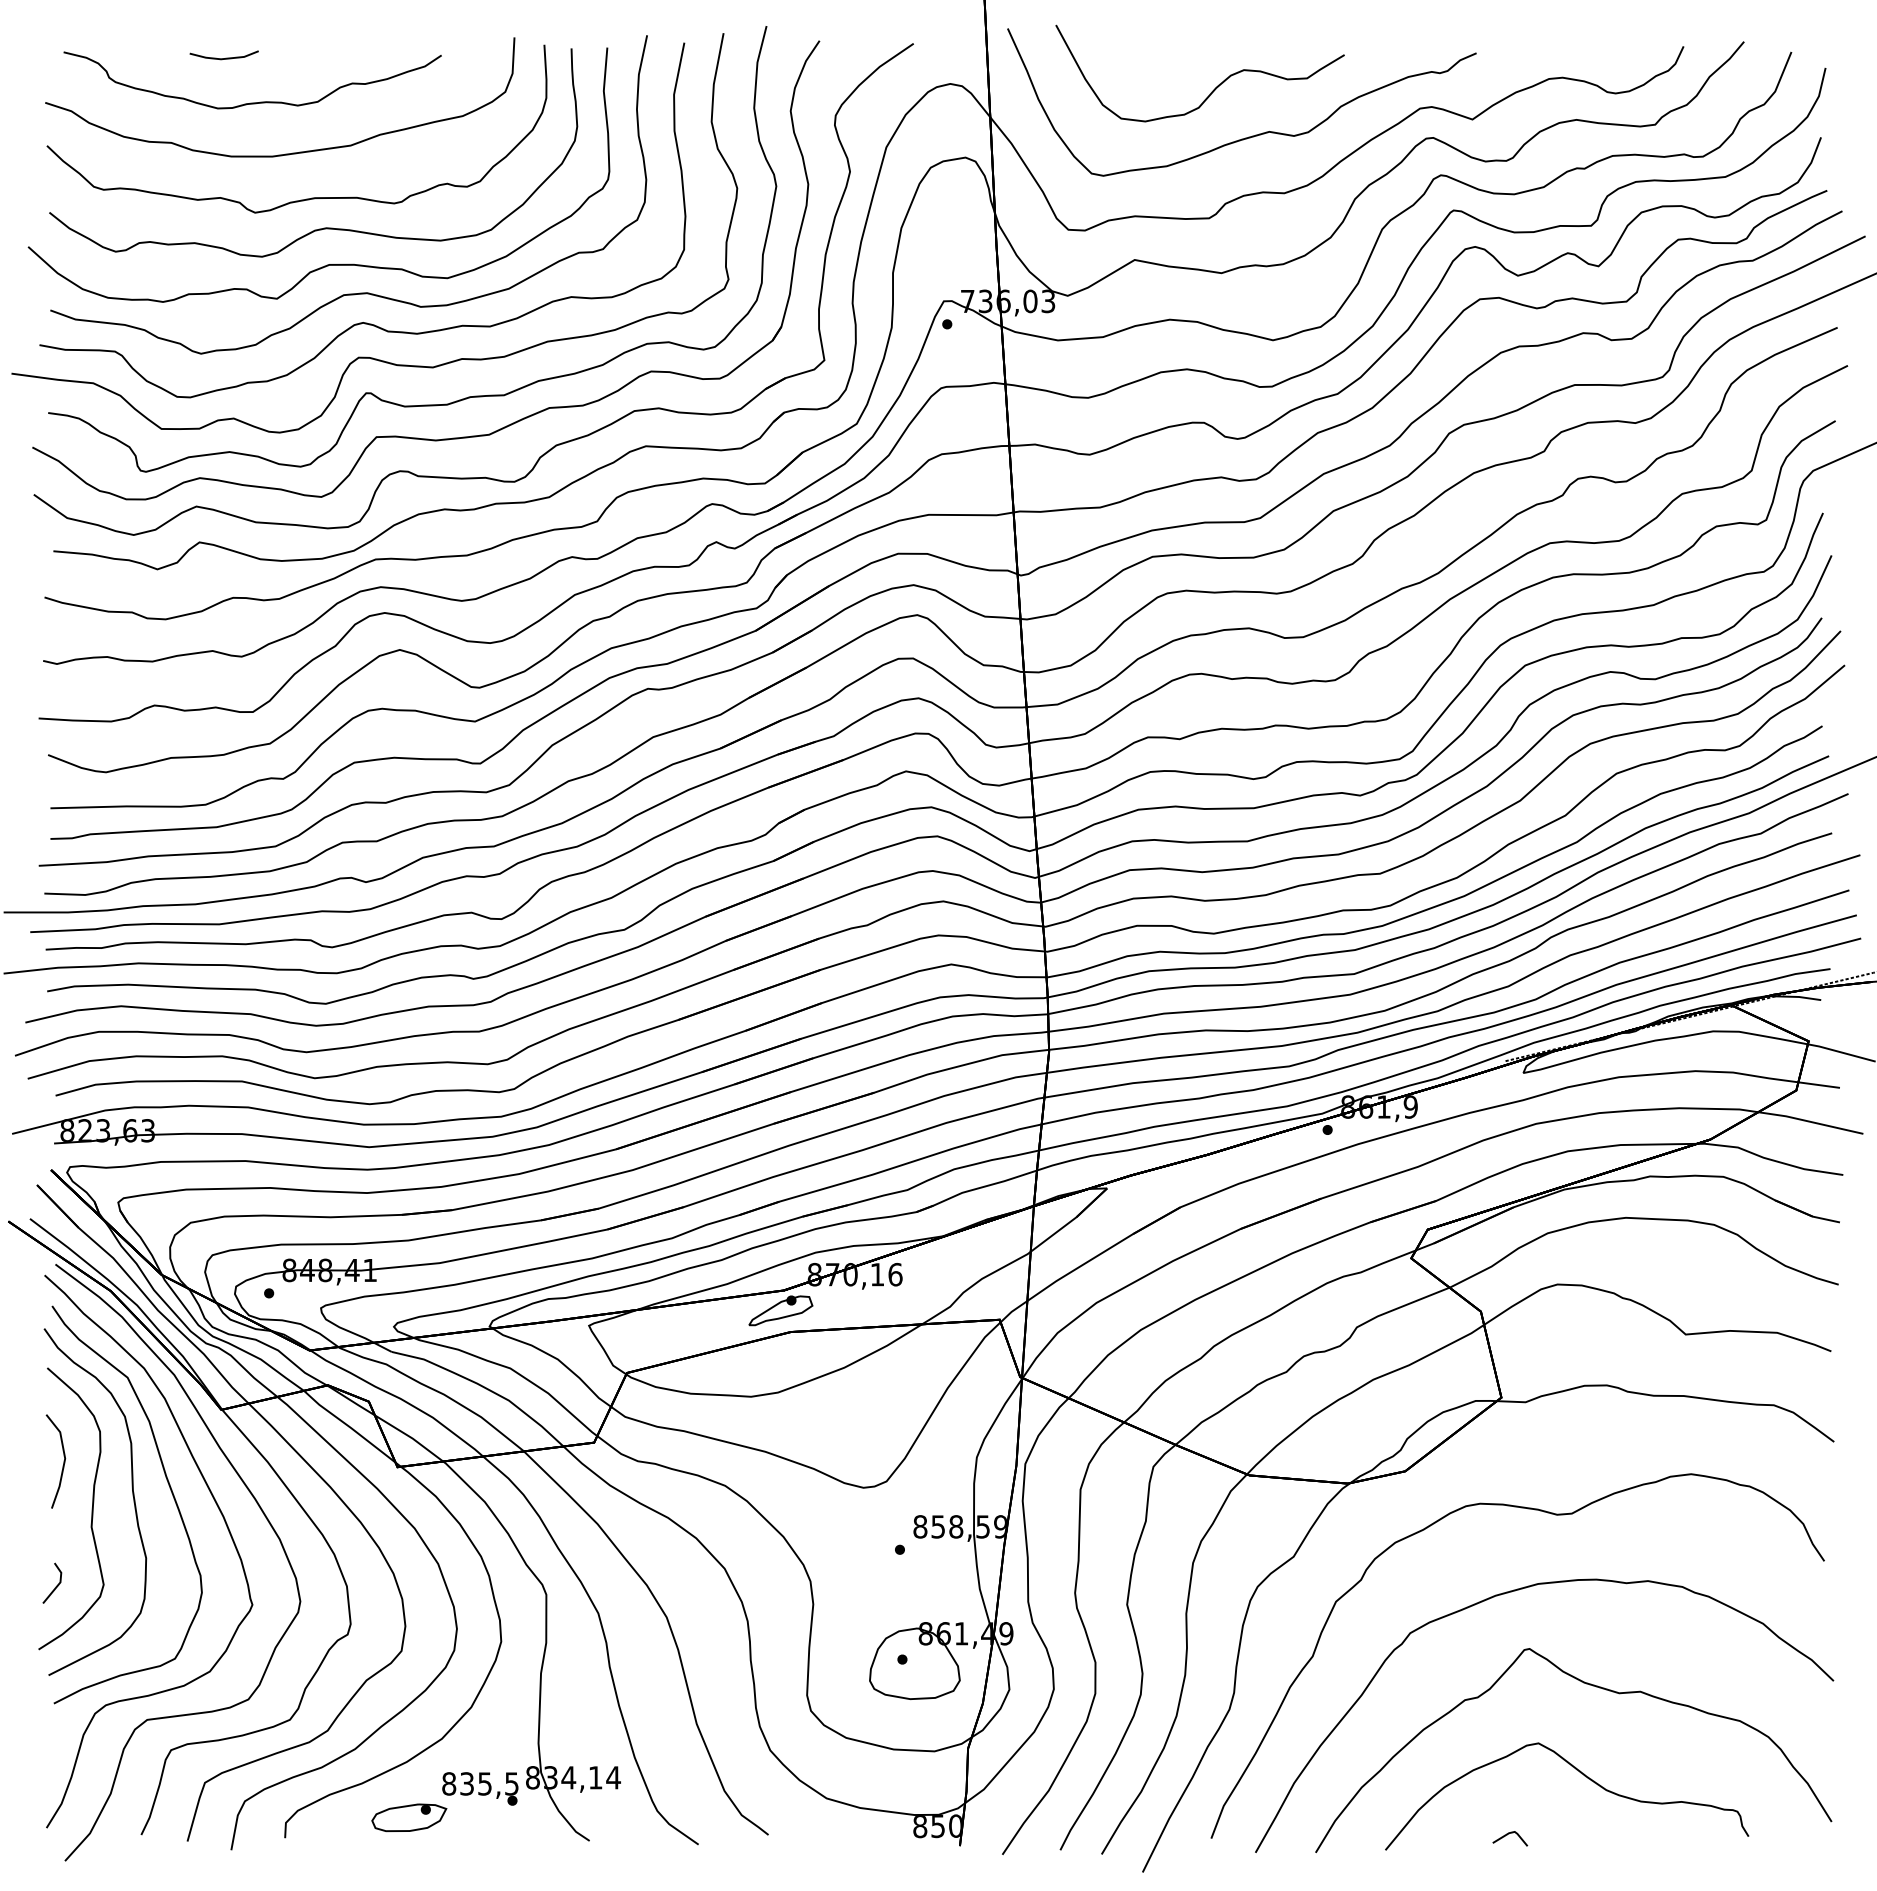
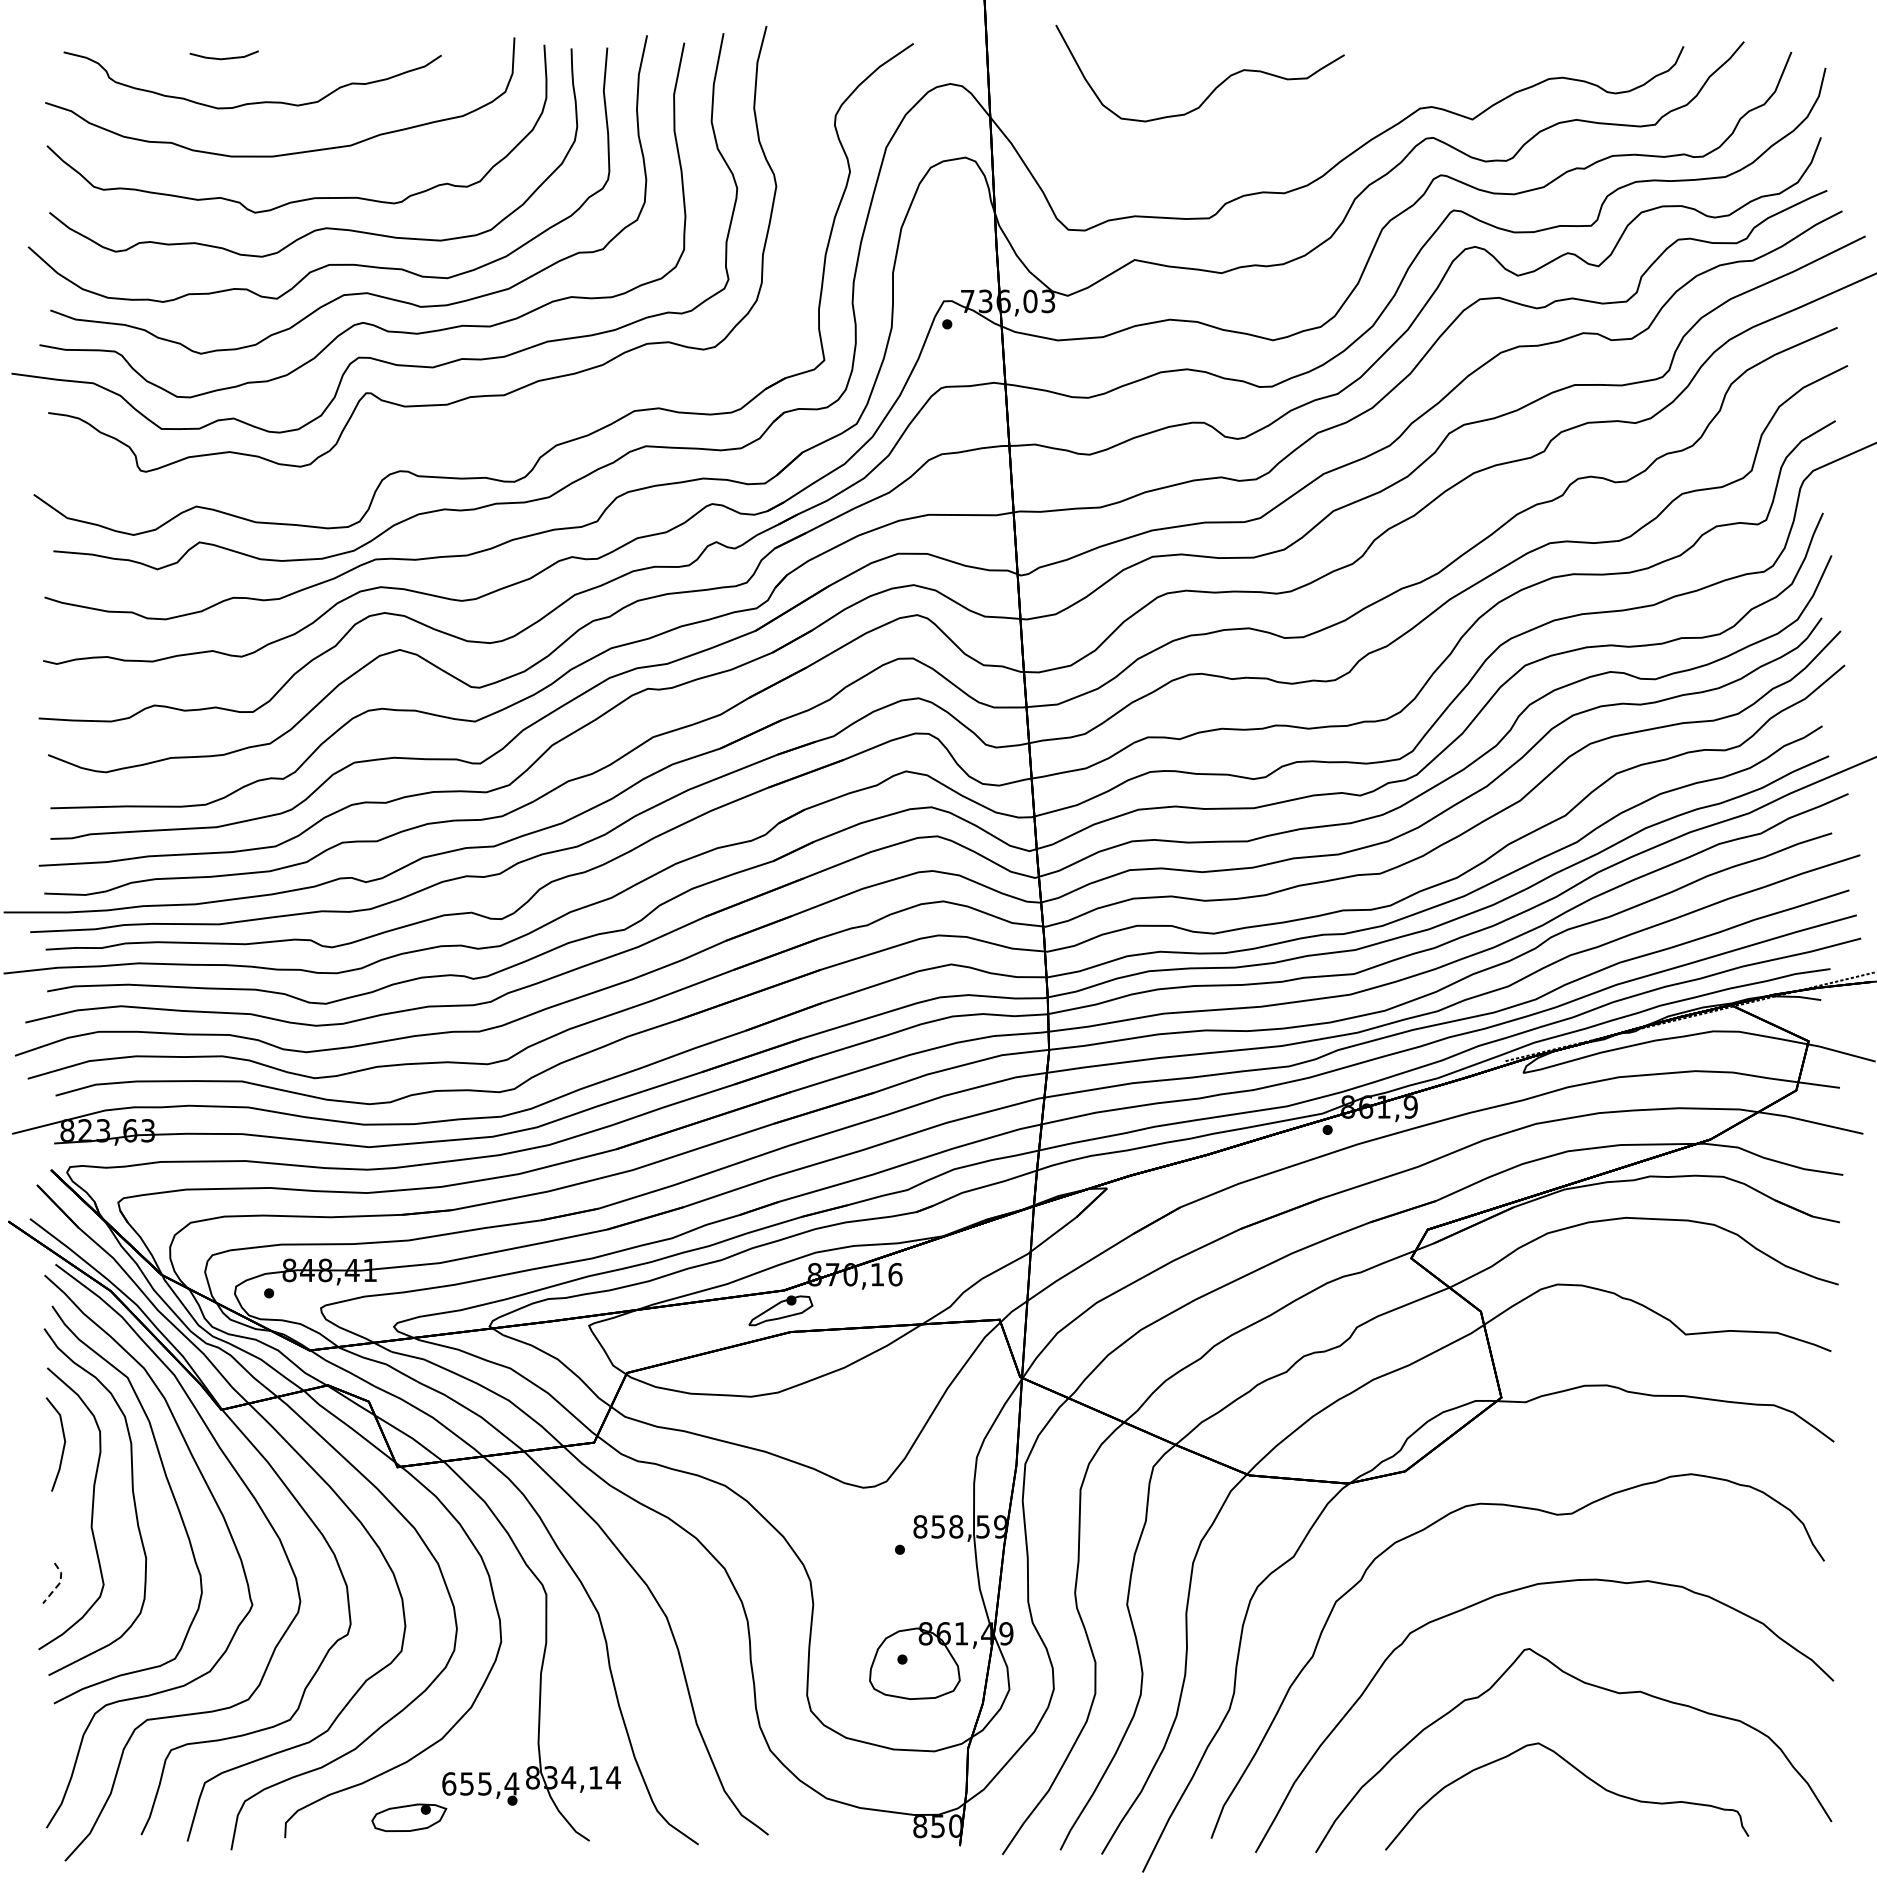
curve: present -> none (1248, 136)
part: present -> none (408, 436)
line position: (63, 1461) -> (63, 1444) (63, 1444)
line: solid -> dashed (59, 1583)
text: 835,5 -> 655,4 (480, 1783)
line: present -> none (1509, 1834)
